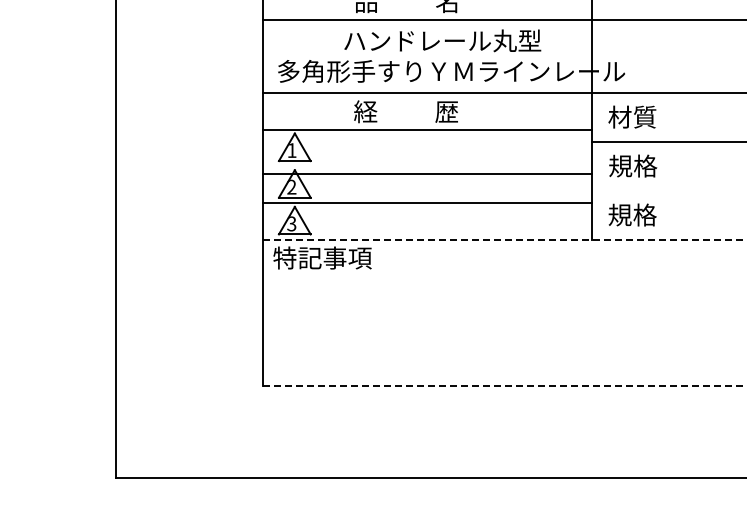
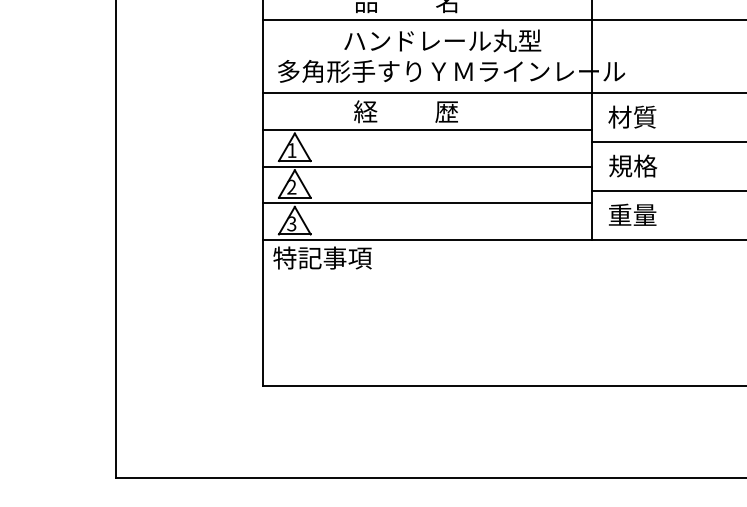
line position: (427, 173) -> (427, 166) (427, 166)
line: none -> present (667, 191)
text: 規格 -> 重量 (632, 214)
line: dashed -> solid (504, 239)
line: dashed -> solid (504, 385)
